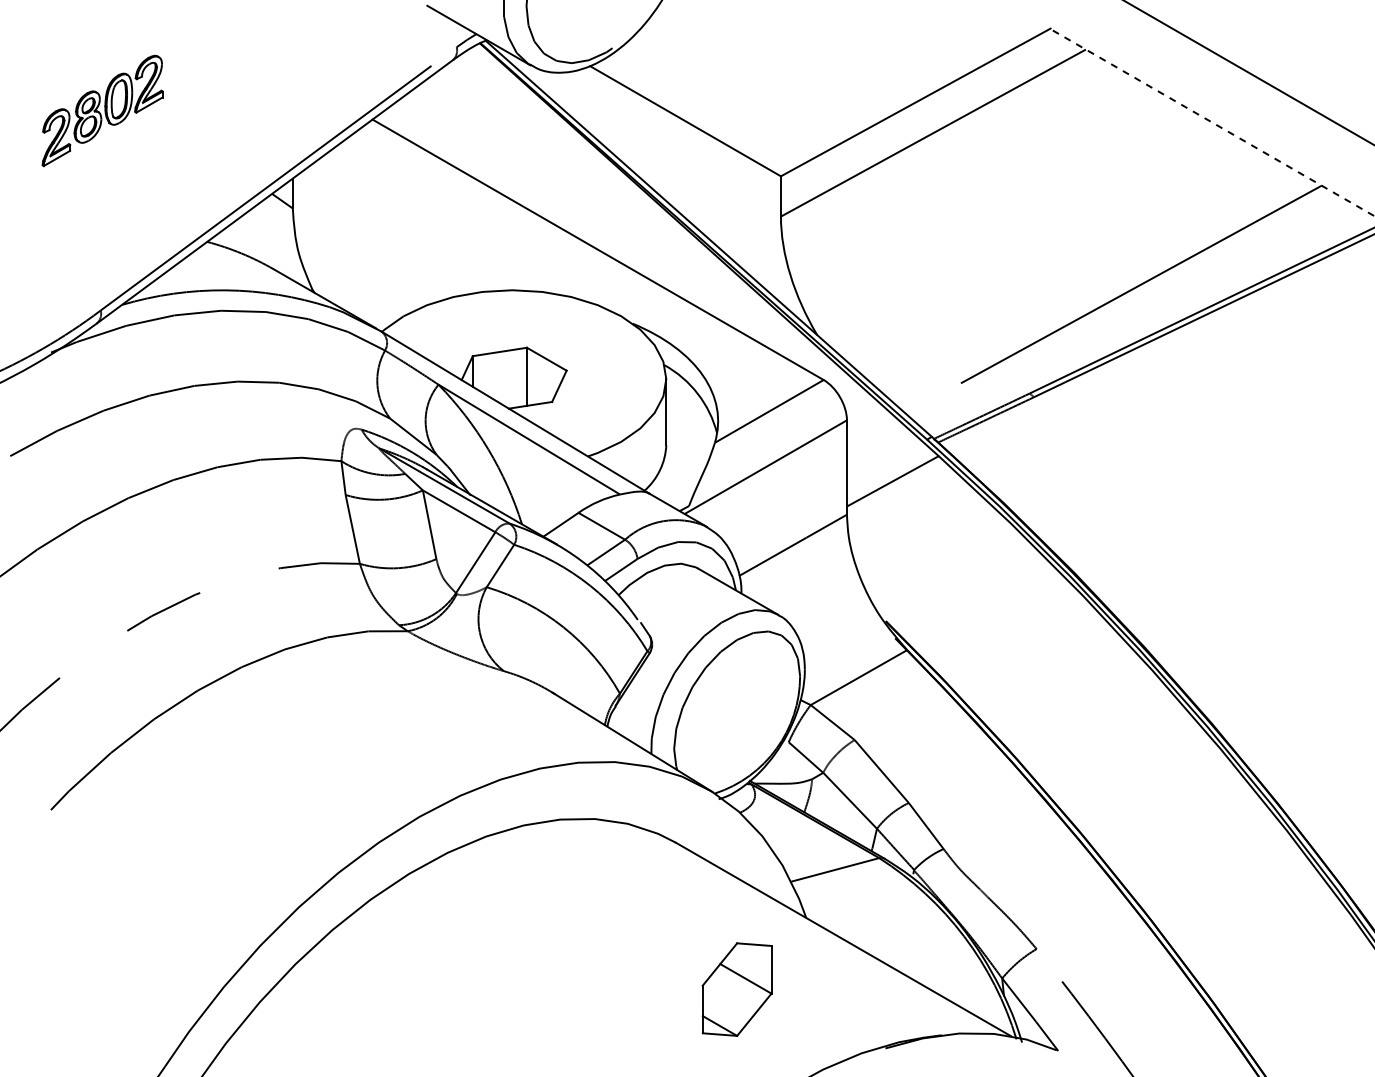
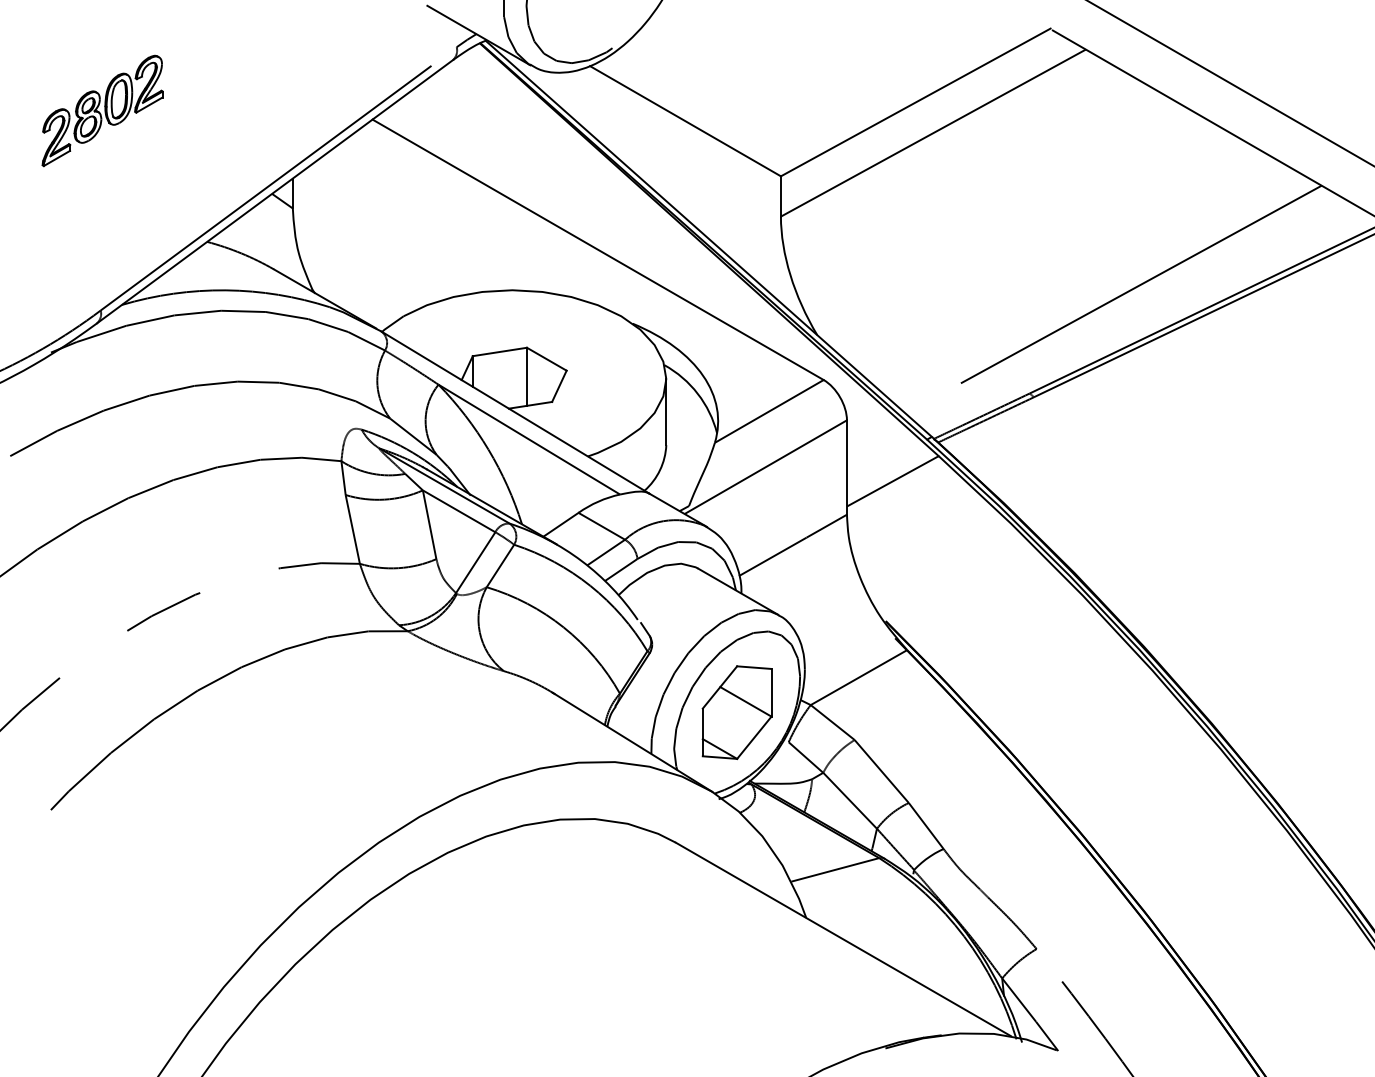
line position: (1248, 72) -> (1230, 83) (1230, 83)
line: dashed -> solid (1213, 123)
part position: (736, 989) -> (736, 712) (736, 712)
